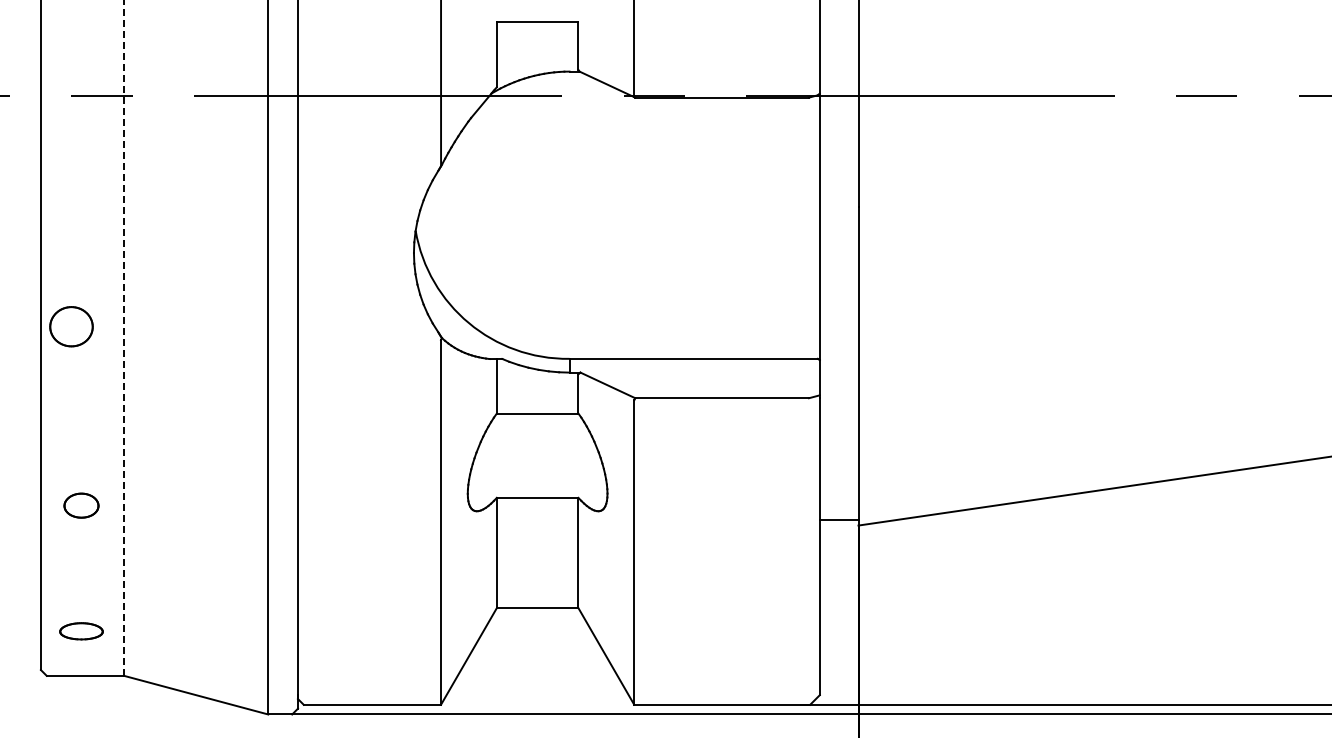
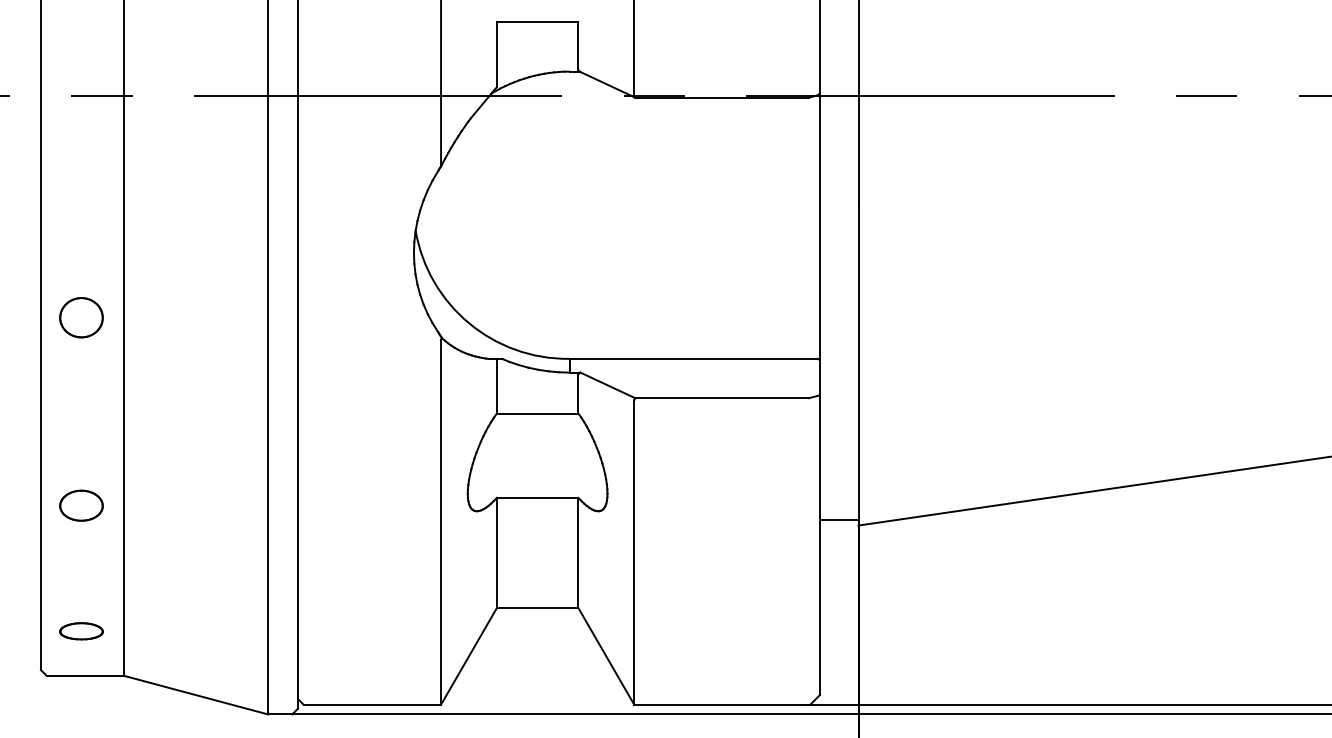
part position: (71, 326) -> (81, 317) (81, 317)
line: dashed -> solid (124, 338)
part size: 37x27 px -> 45x33 px (81, 505)
